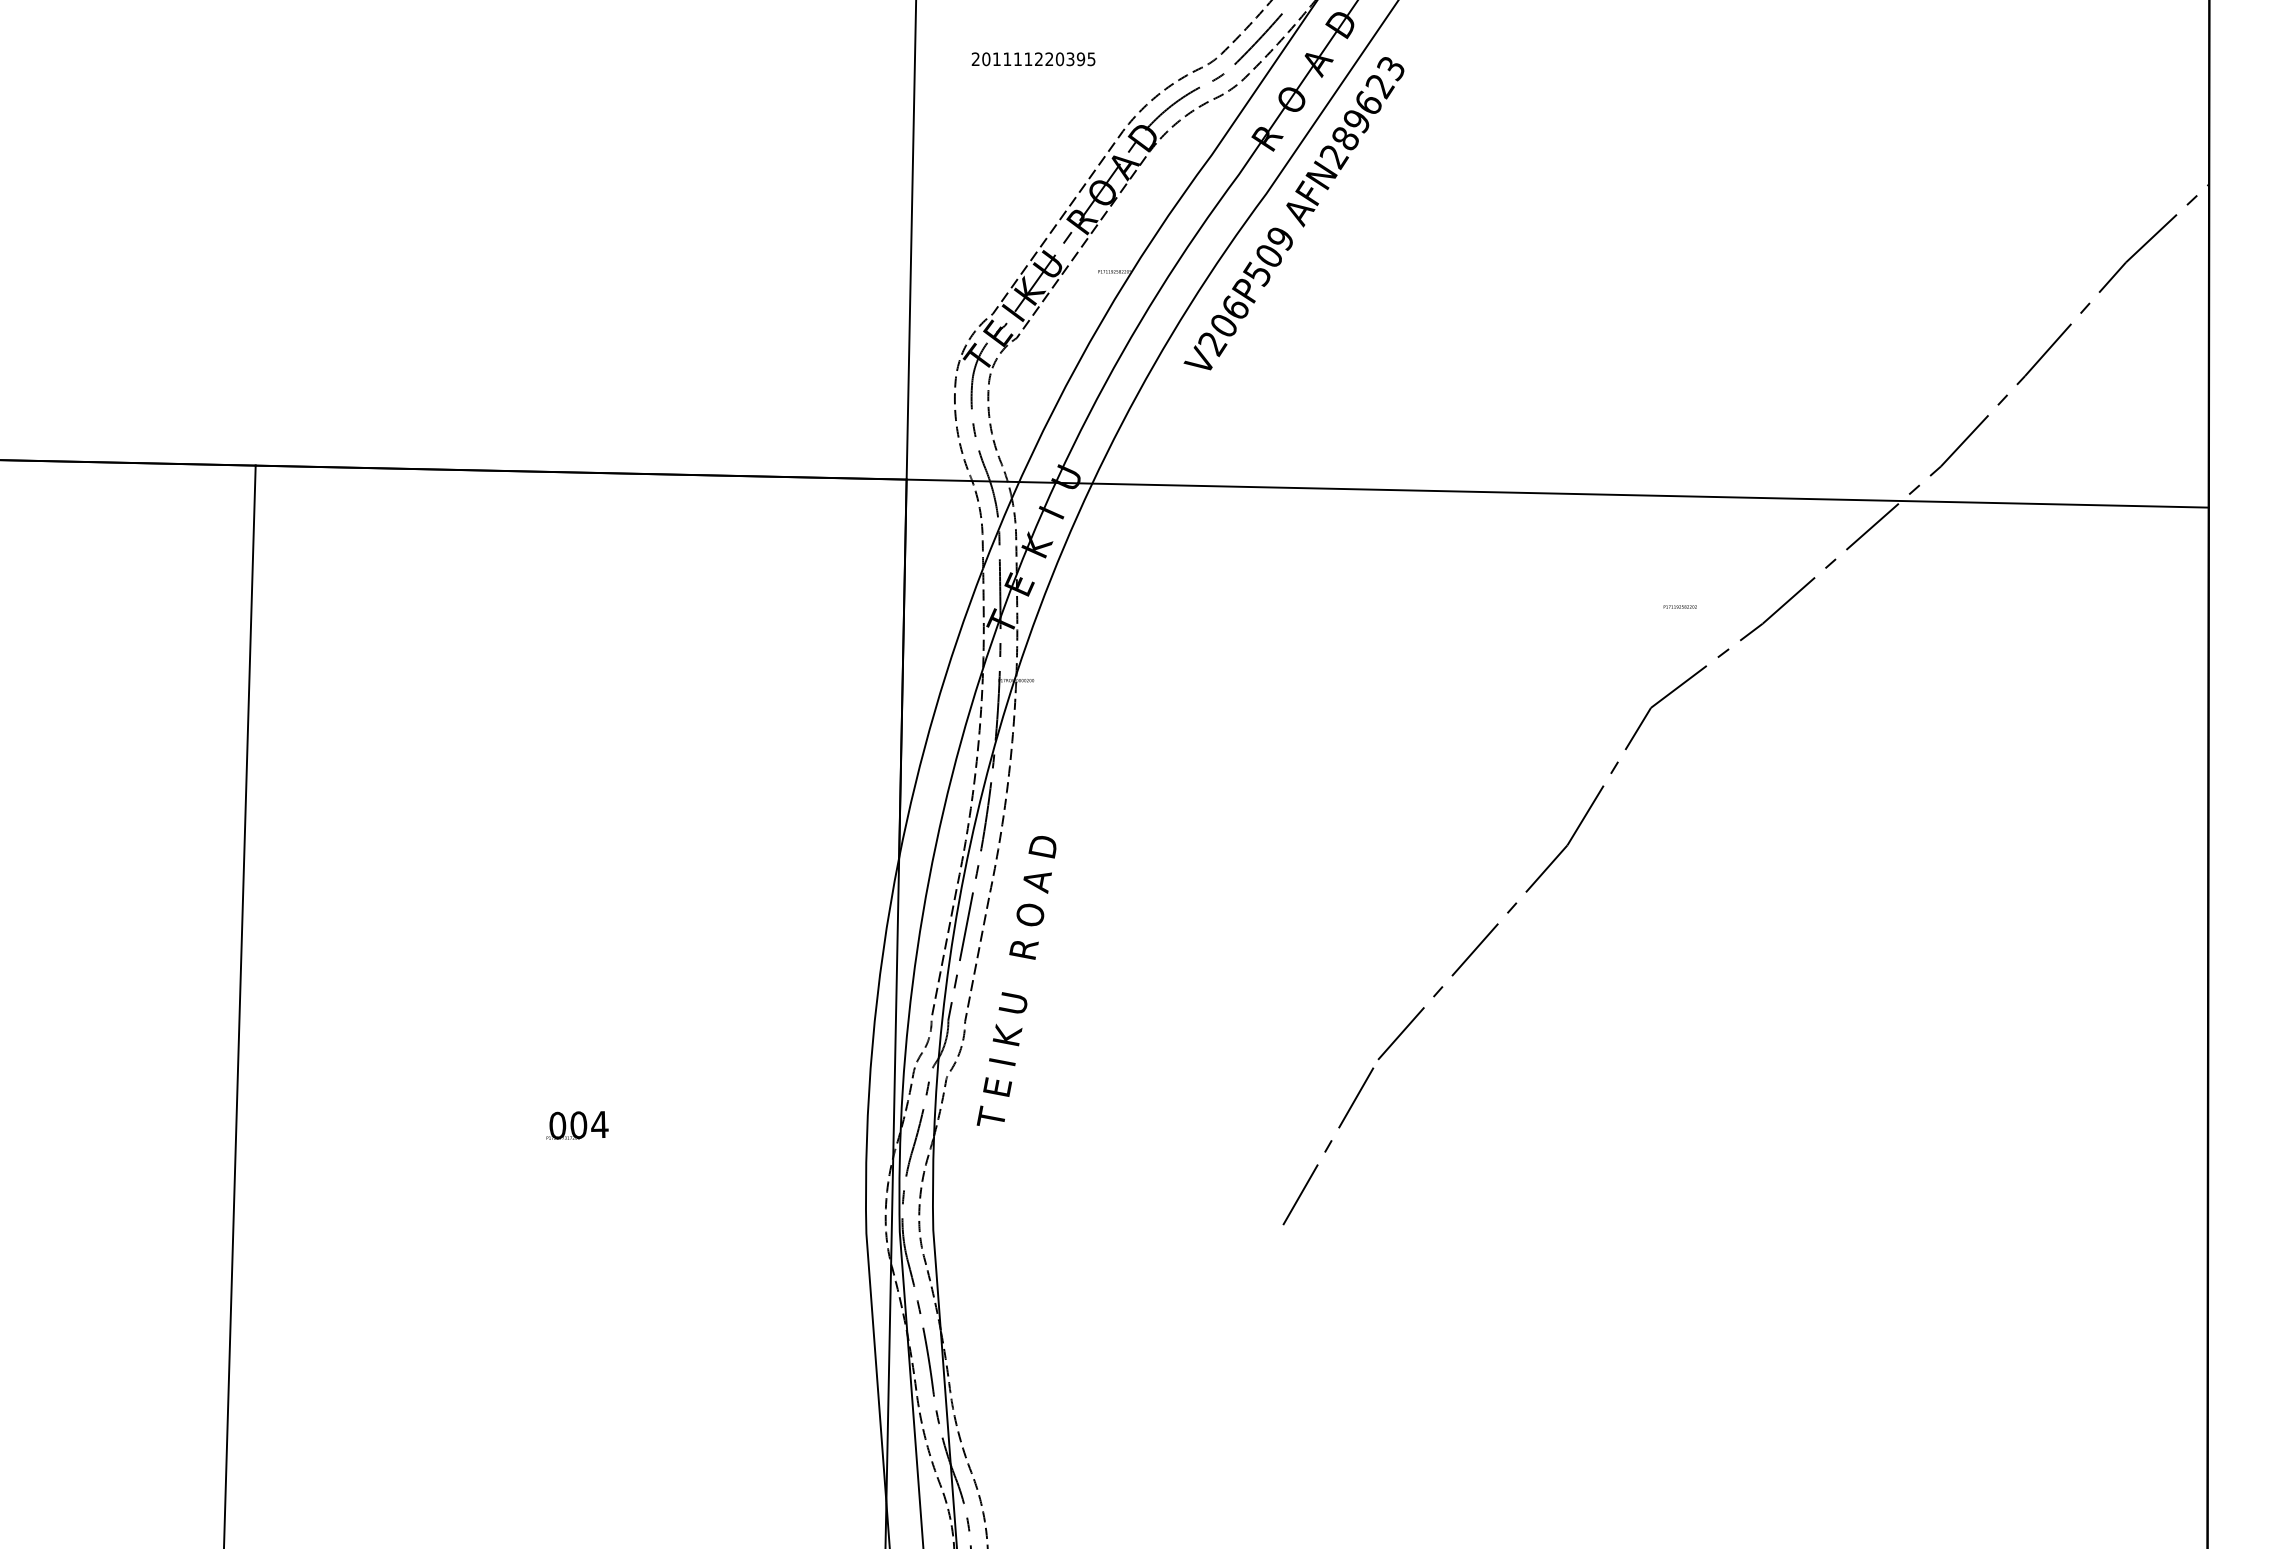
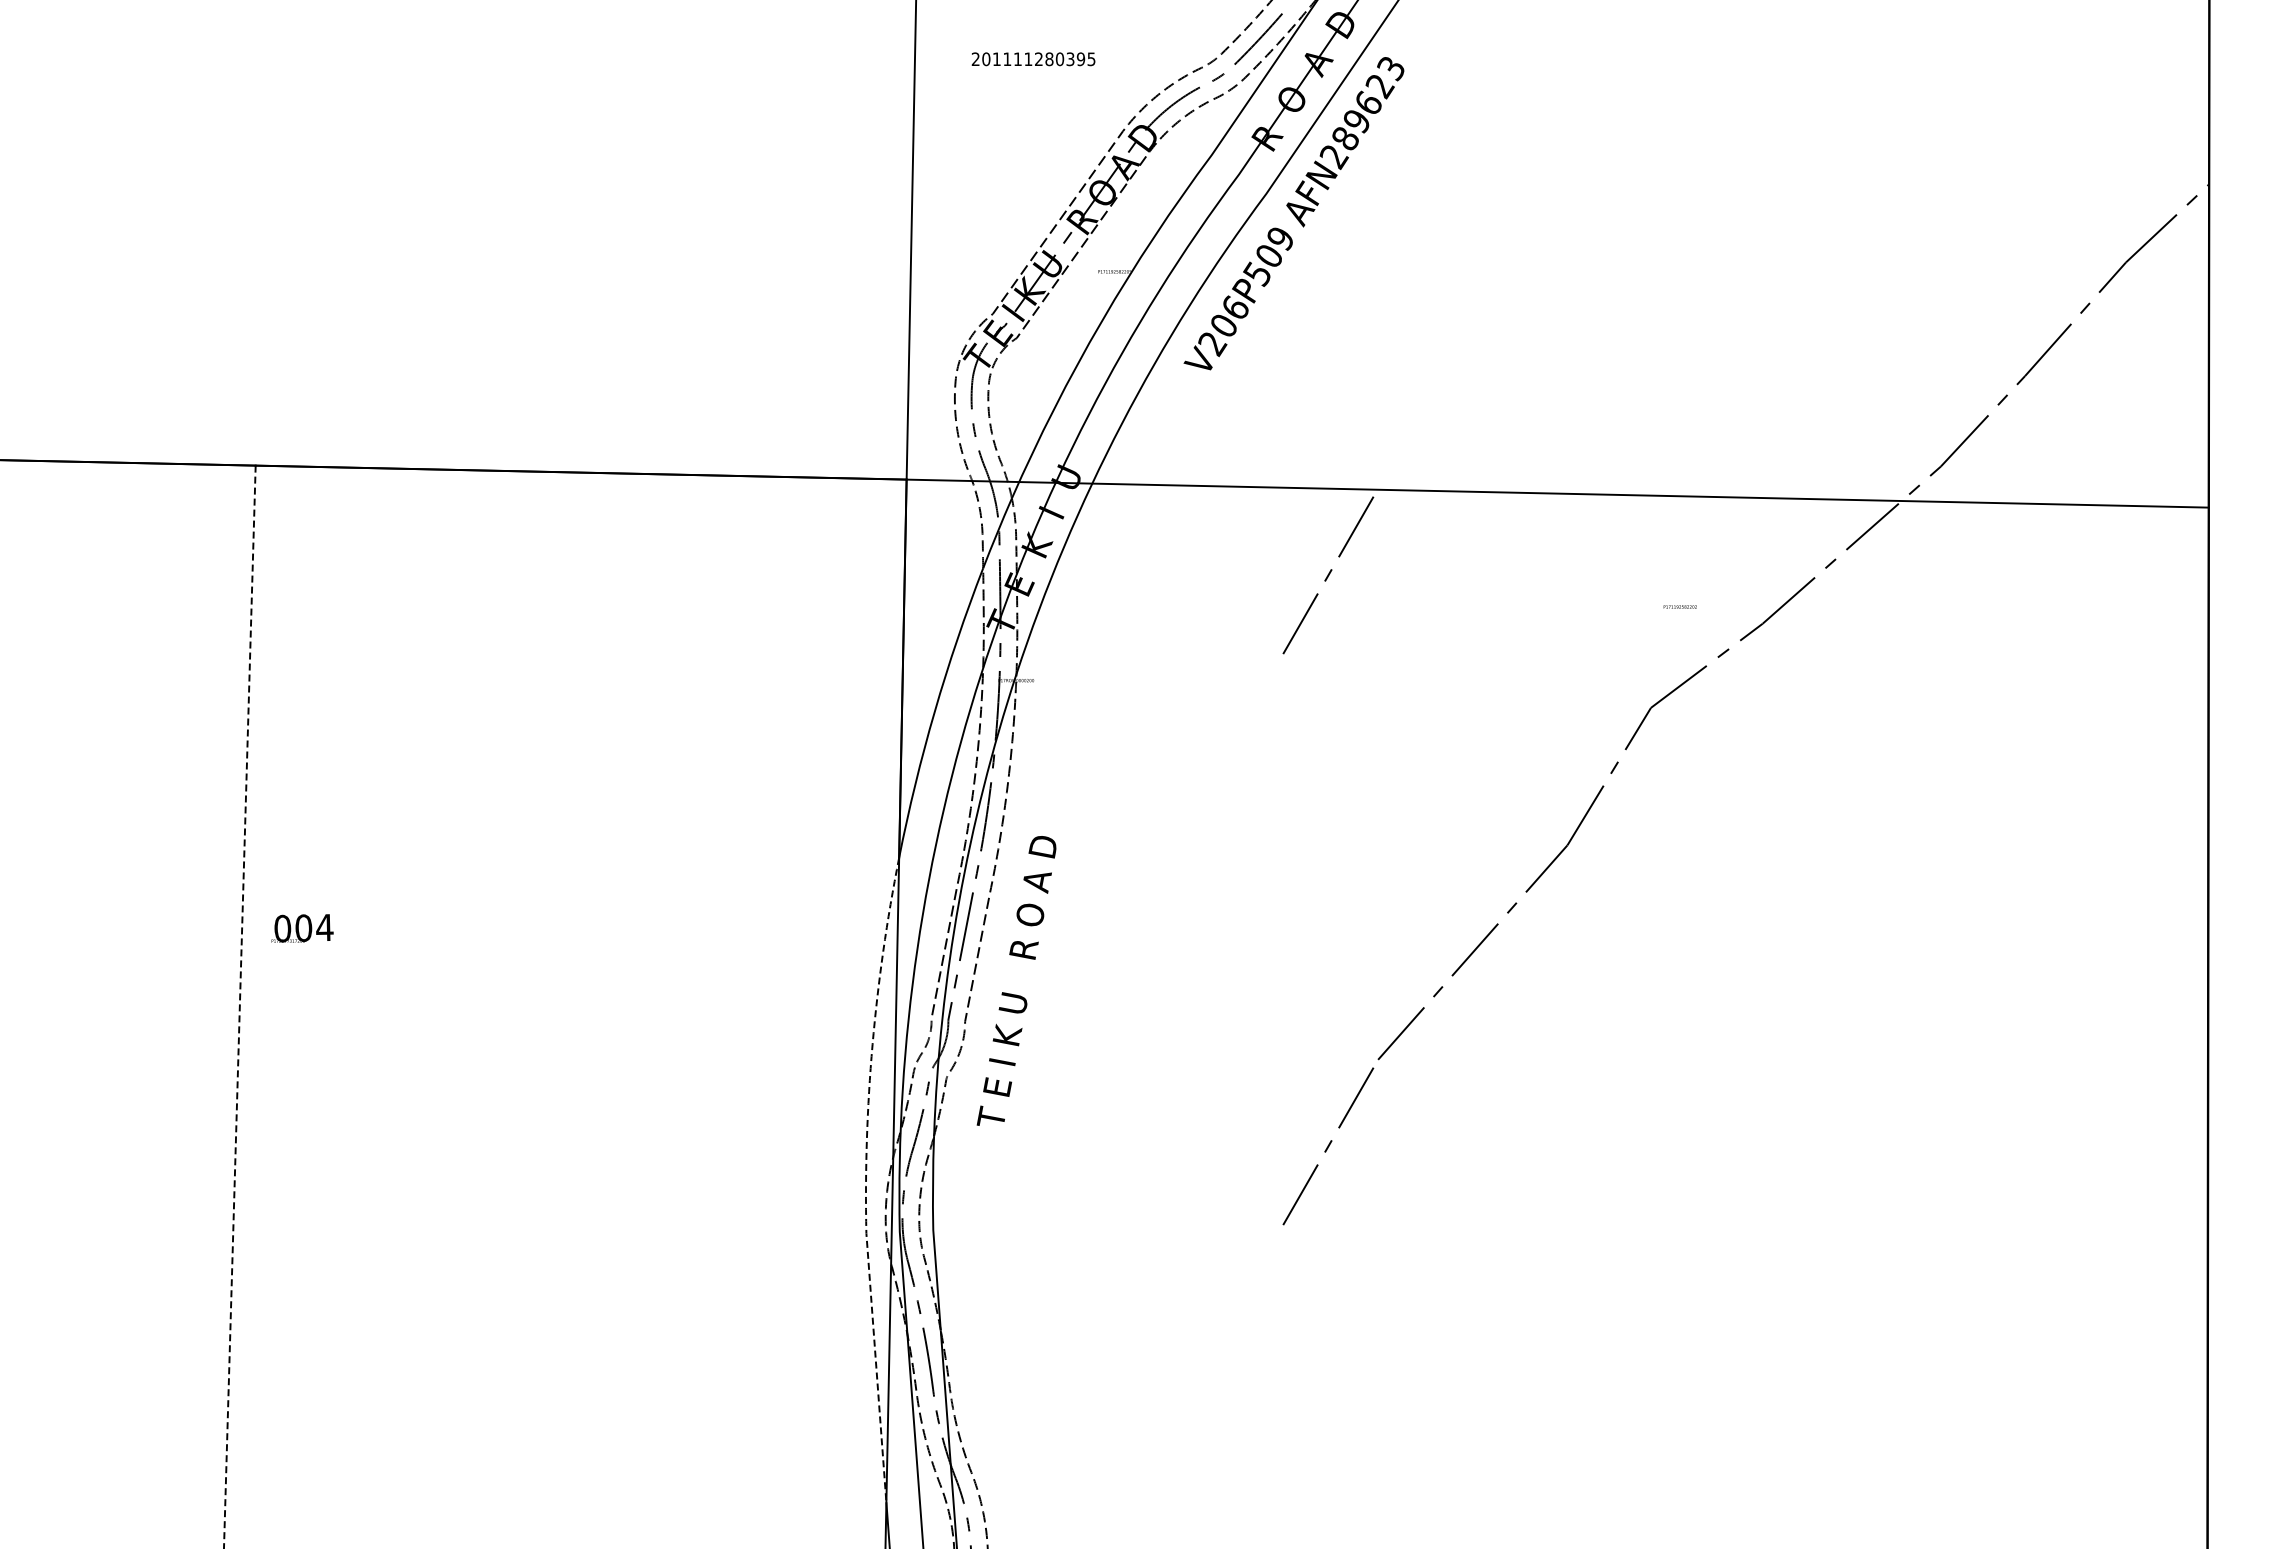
text: 201111220395 -> 201111280395 (1049, 59)
line: none -> present (1328, 575)
line: solid -> dashed (239, 1007)
text position: (577, 1125) -> (302, 928) (302, 928)
line: solid -> dashed (866, 1175)
